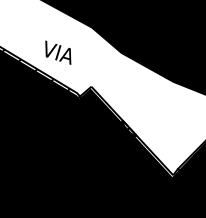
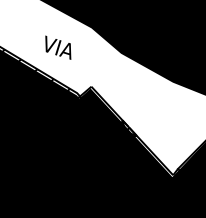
text position: (58, 52) -> (58, 47) (58, 47)
